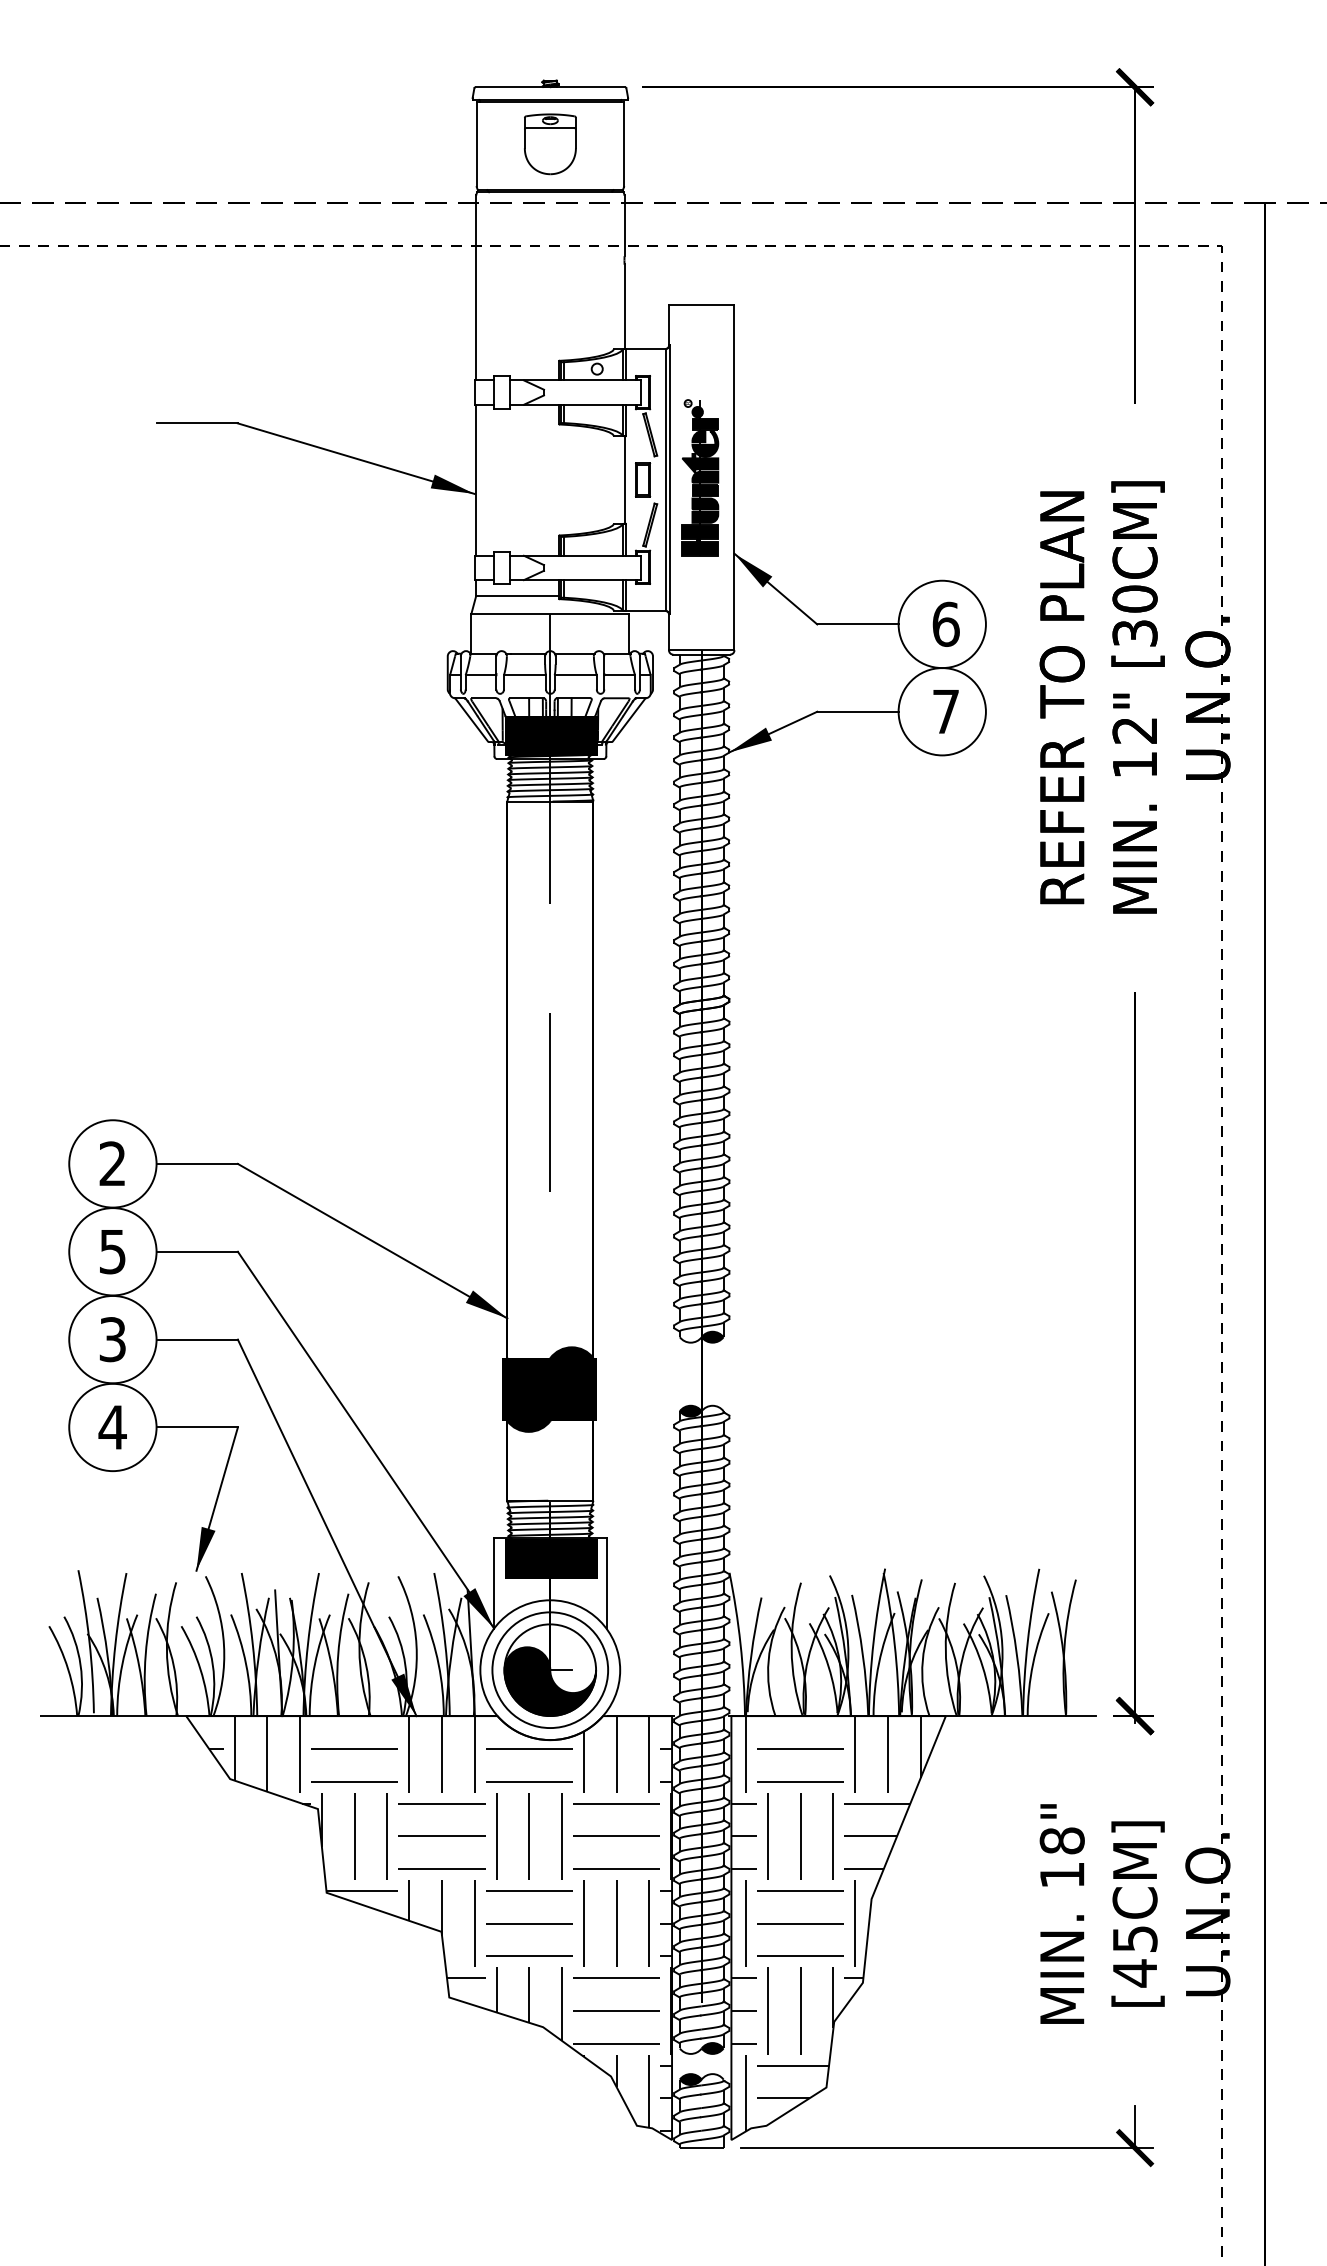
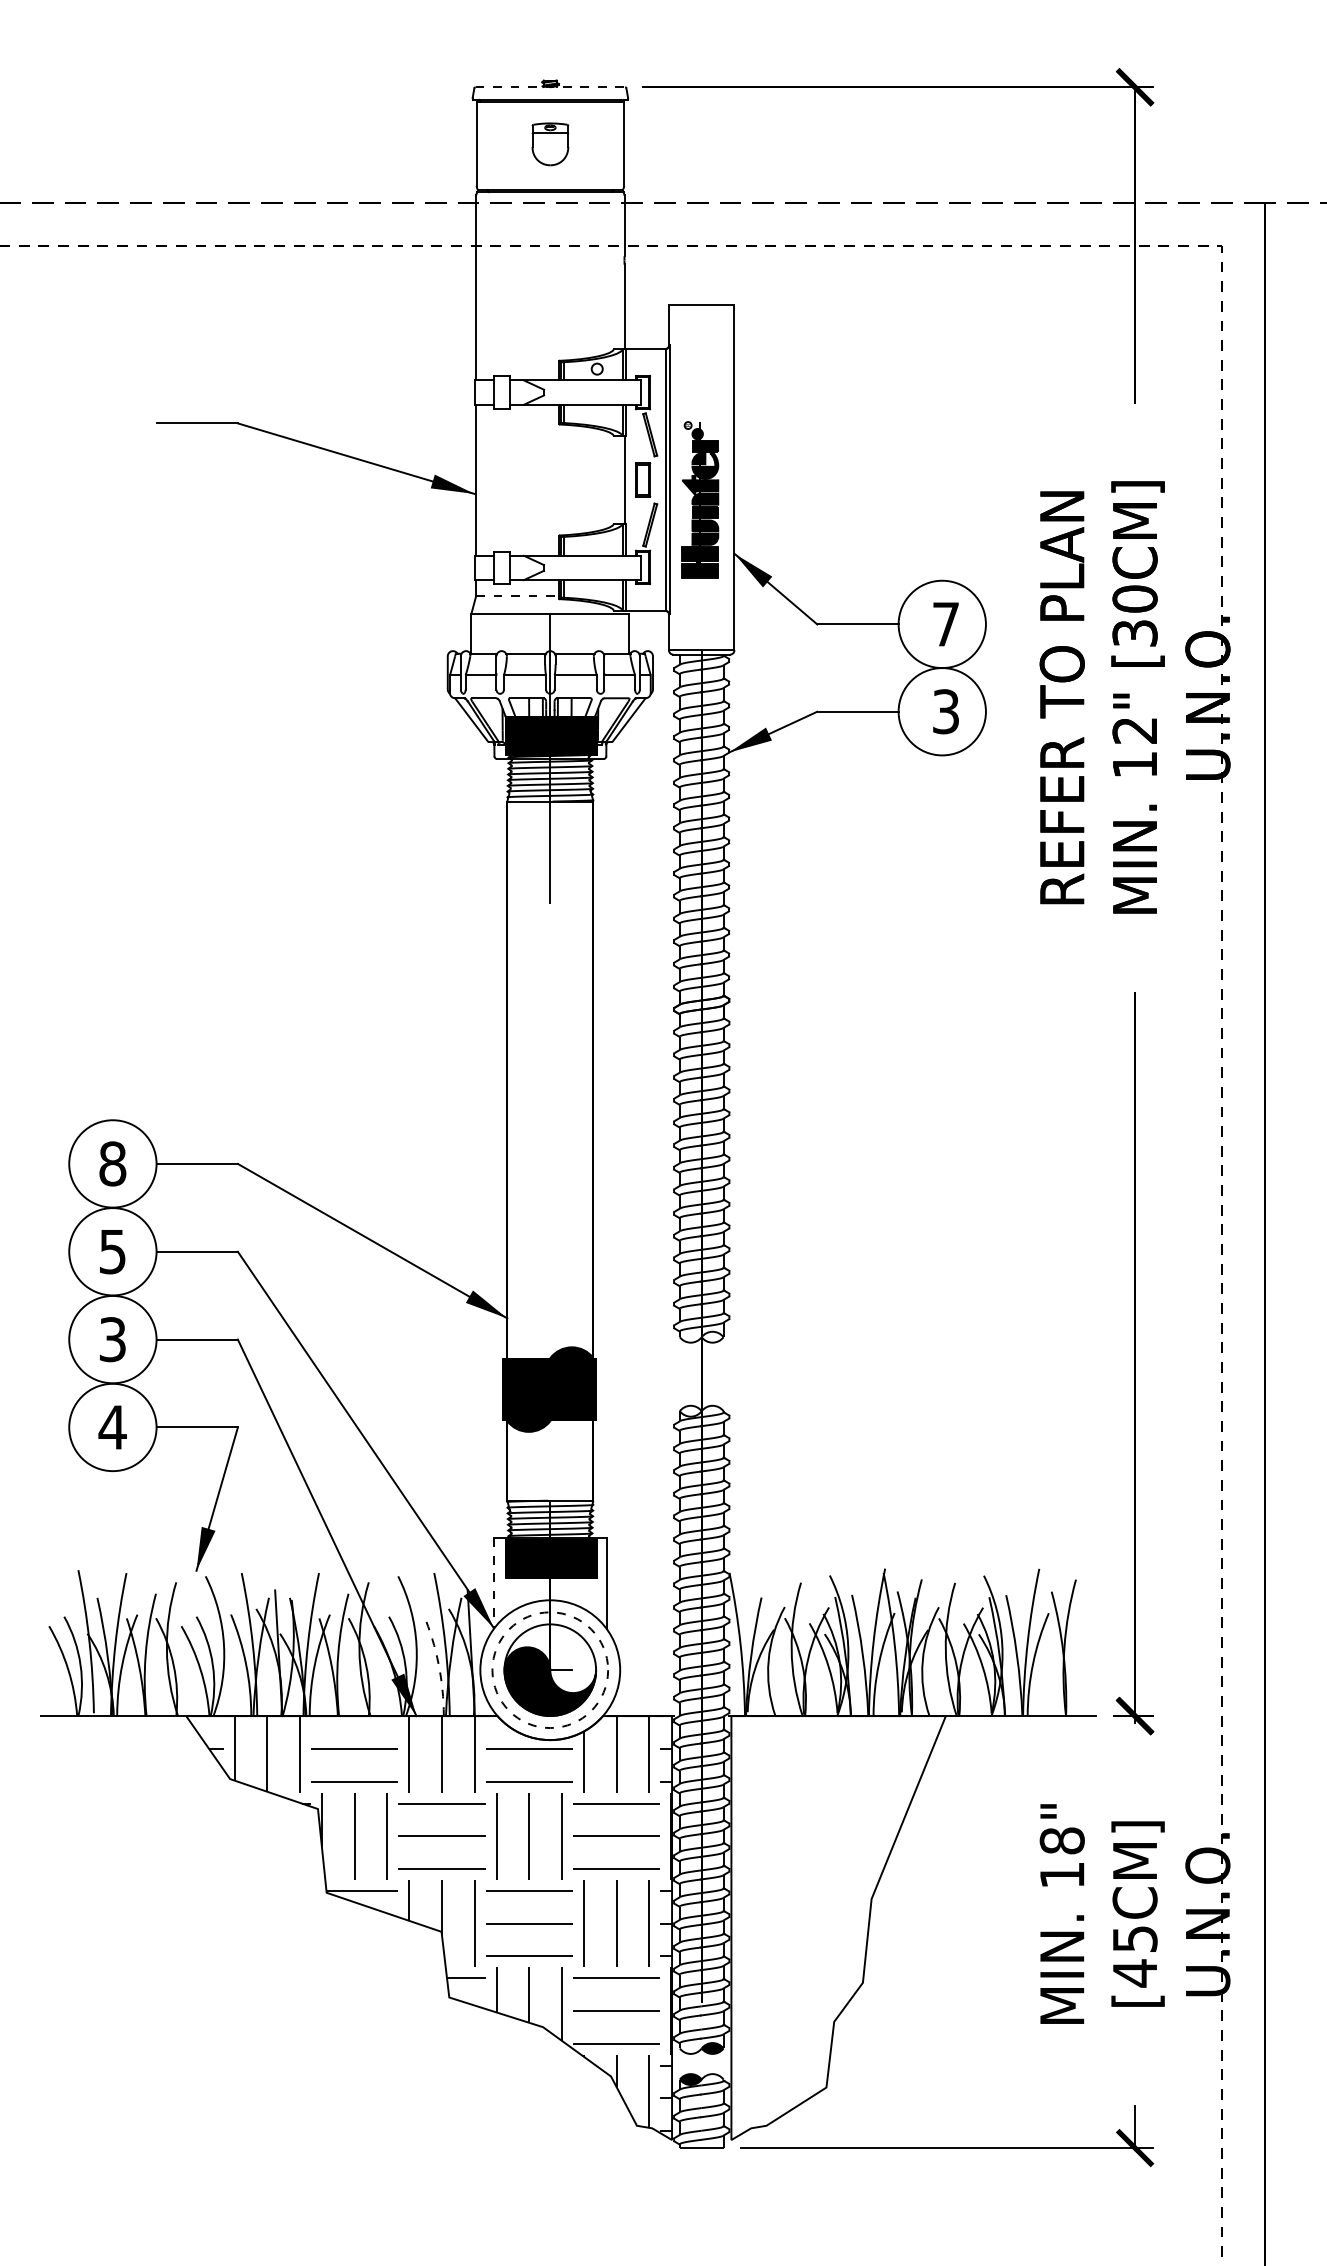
line: solid -> dashed (550, 87)
part size: 53x63 px -> 39x45 px (550, 144)
part position: (700, 477) -> (700, 499) (700, 499)
line: solid -> dashed (517, 596)
text: 6 -> 7 (945, 623)
text: 7 -> 3 (945, 711)
line: present -> none (549, 1102)
text: 2 -> 8 (112, 1163)
fill: present -> none (712, 1336)
fill: present -> none (690, 1410)
line: solid -> dashed (493, 1584)
arc: solid -> dashed (438, 1664)
circle: solid -> dashed (550, 1670)
hatch: present -> none (838, 1923)
